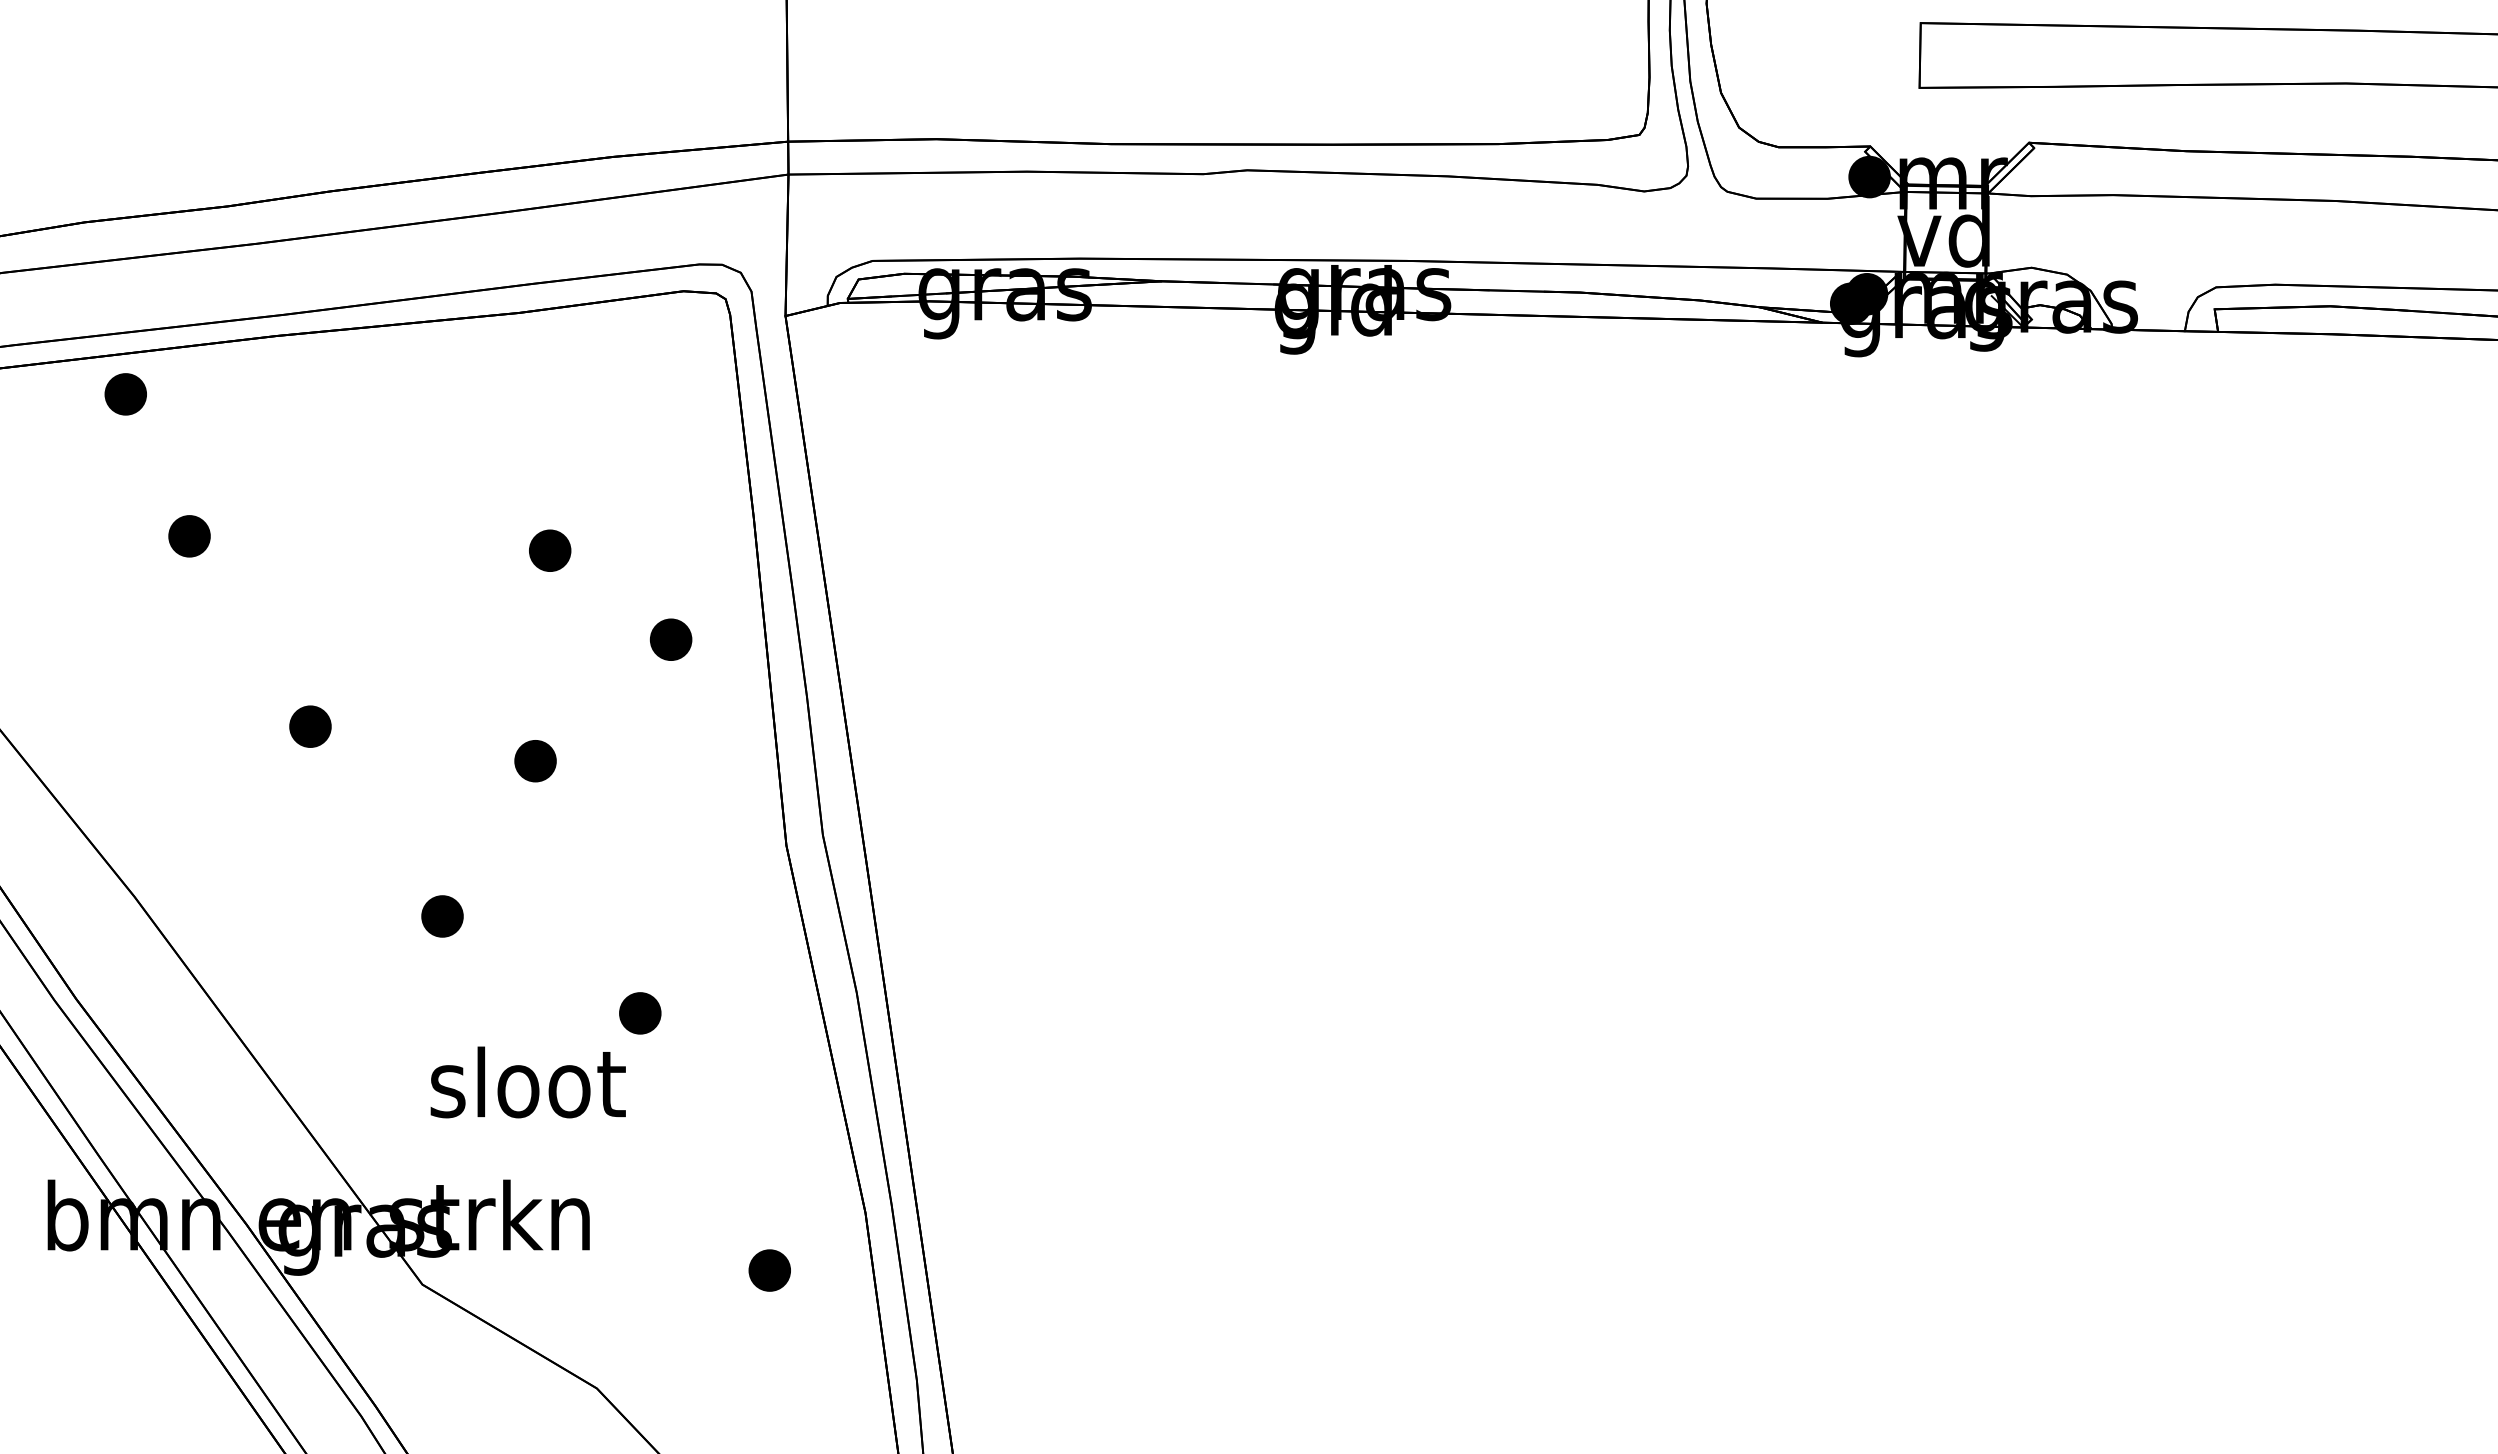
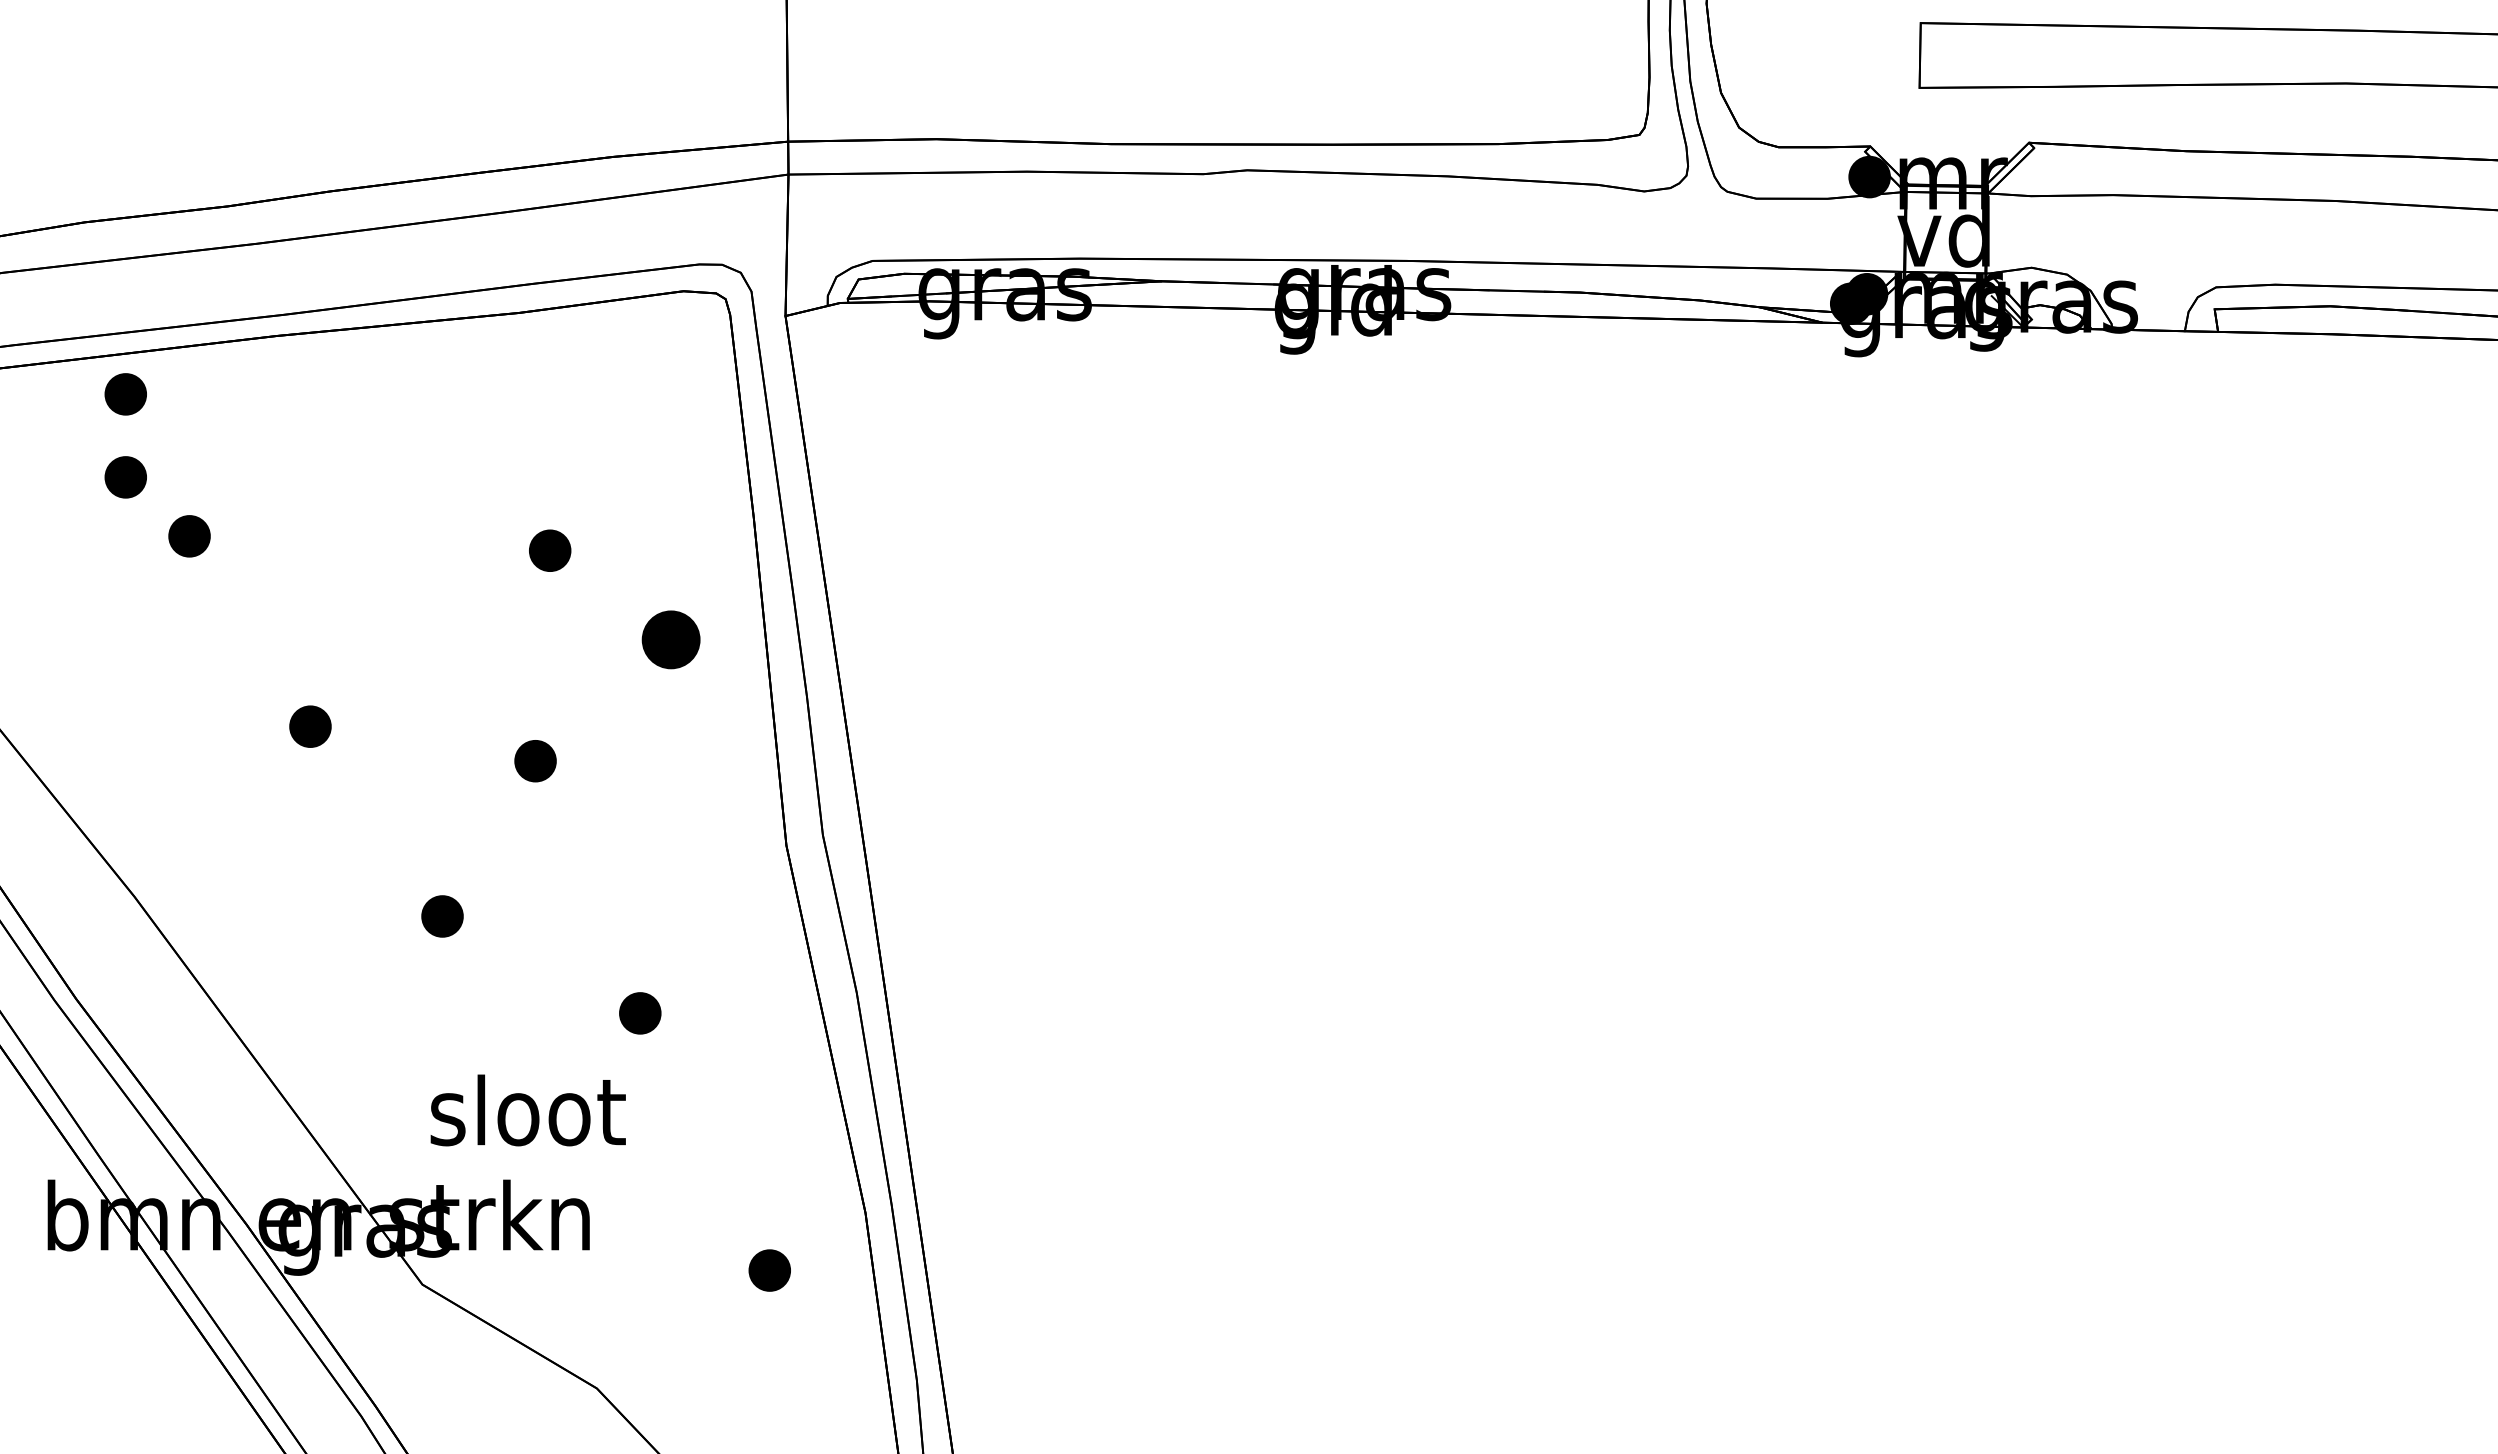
part: none -> present (125, 477)
part size: 44x43 px -> 60x60 px (670, 639)
text position: (527, 1082) -> (527, 1110) (527, 1110)
